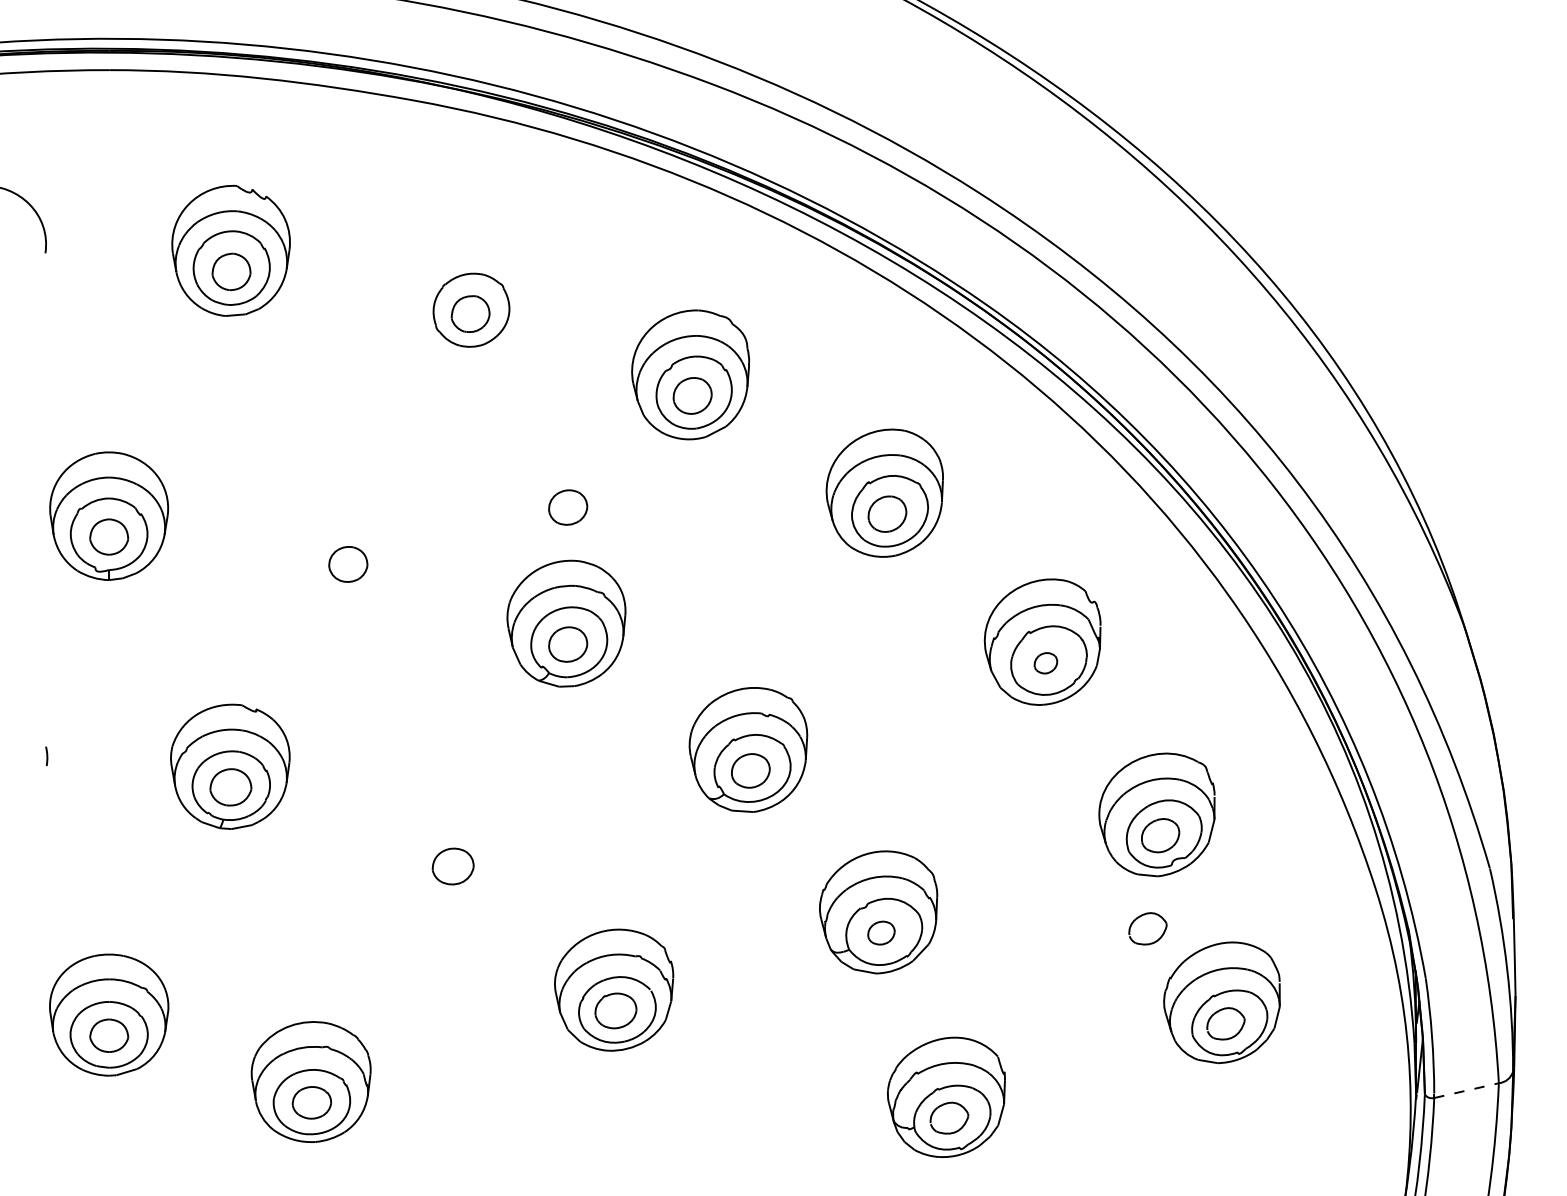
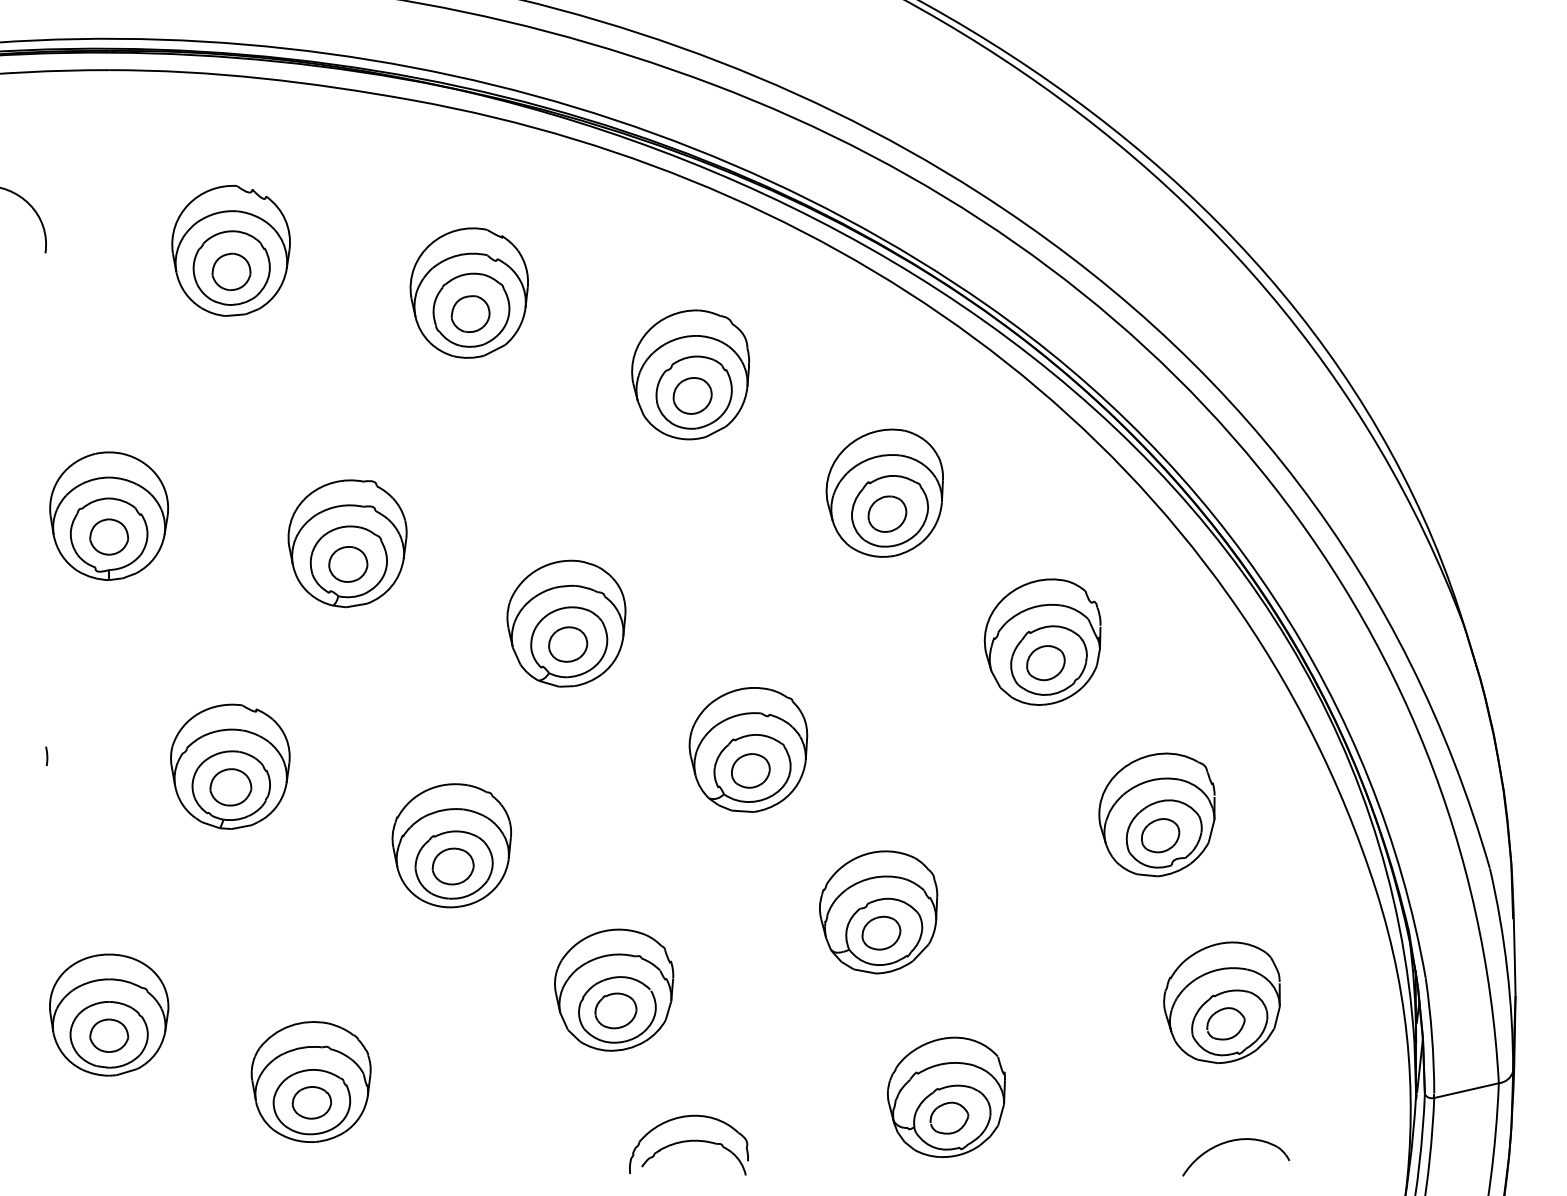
part: none -> present (468, 292)
part: present -> none (568, 507)
part: none -> present (347, 543)
part size: 26x23 px -> 40x37 px (1045, 663)
part: none -> present (451, 845)
part: present -> none (1142, 916)
part size: 29x26 px -> 41x36 px (881, 932)
line: dashed -> solid (1467, 1090)
part: none -> present (1234, 1141)
part: none -> present (688, 1144)
